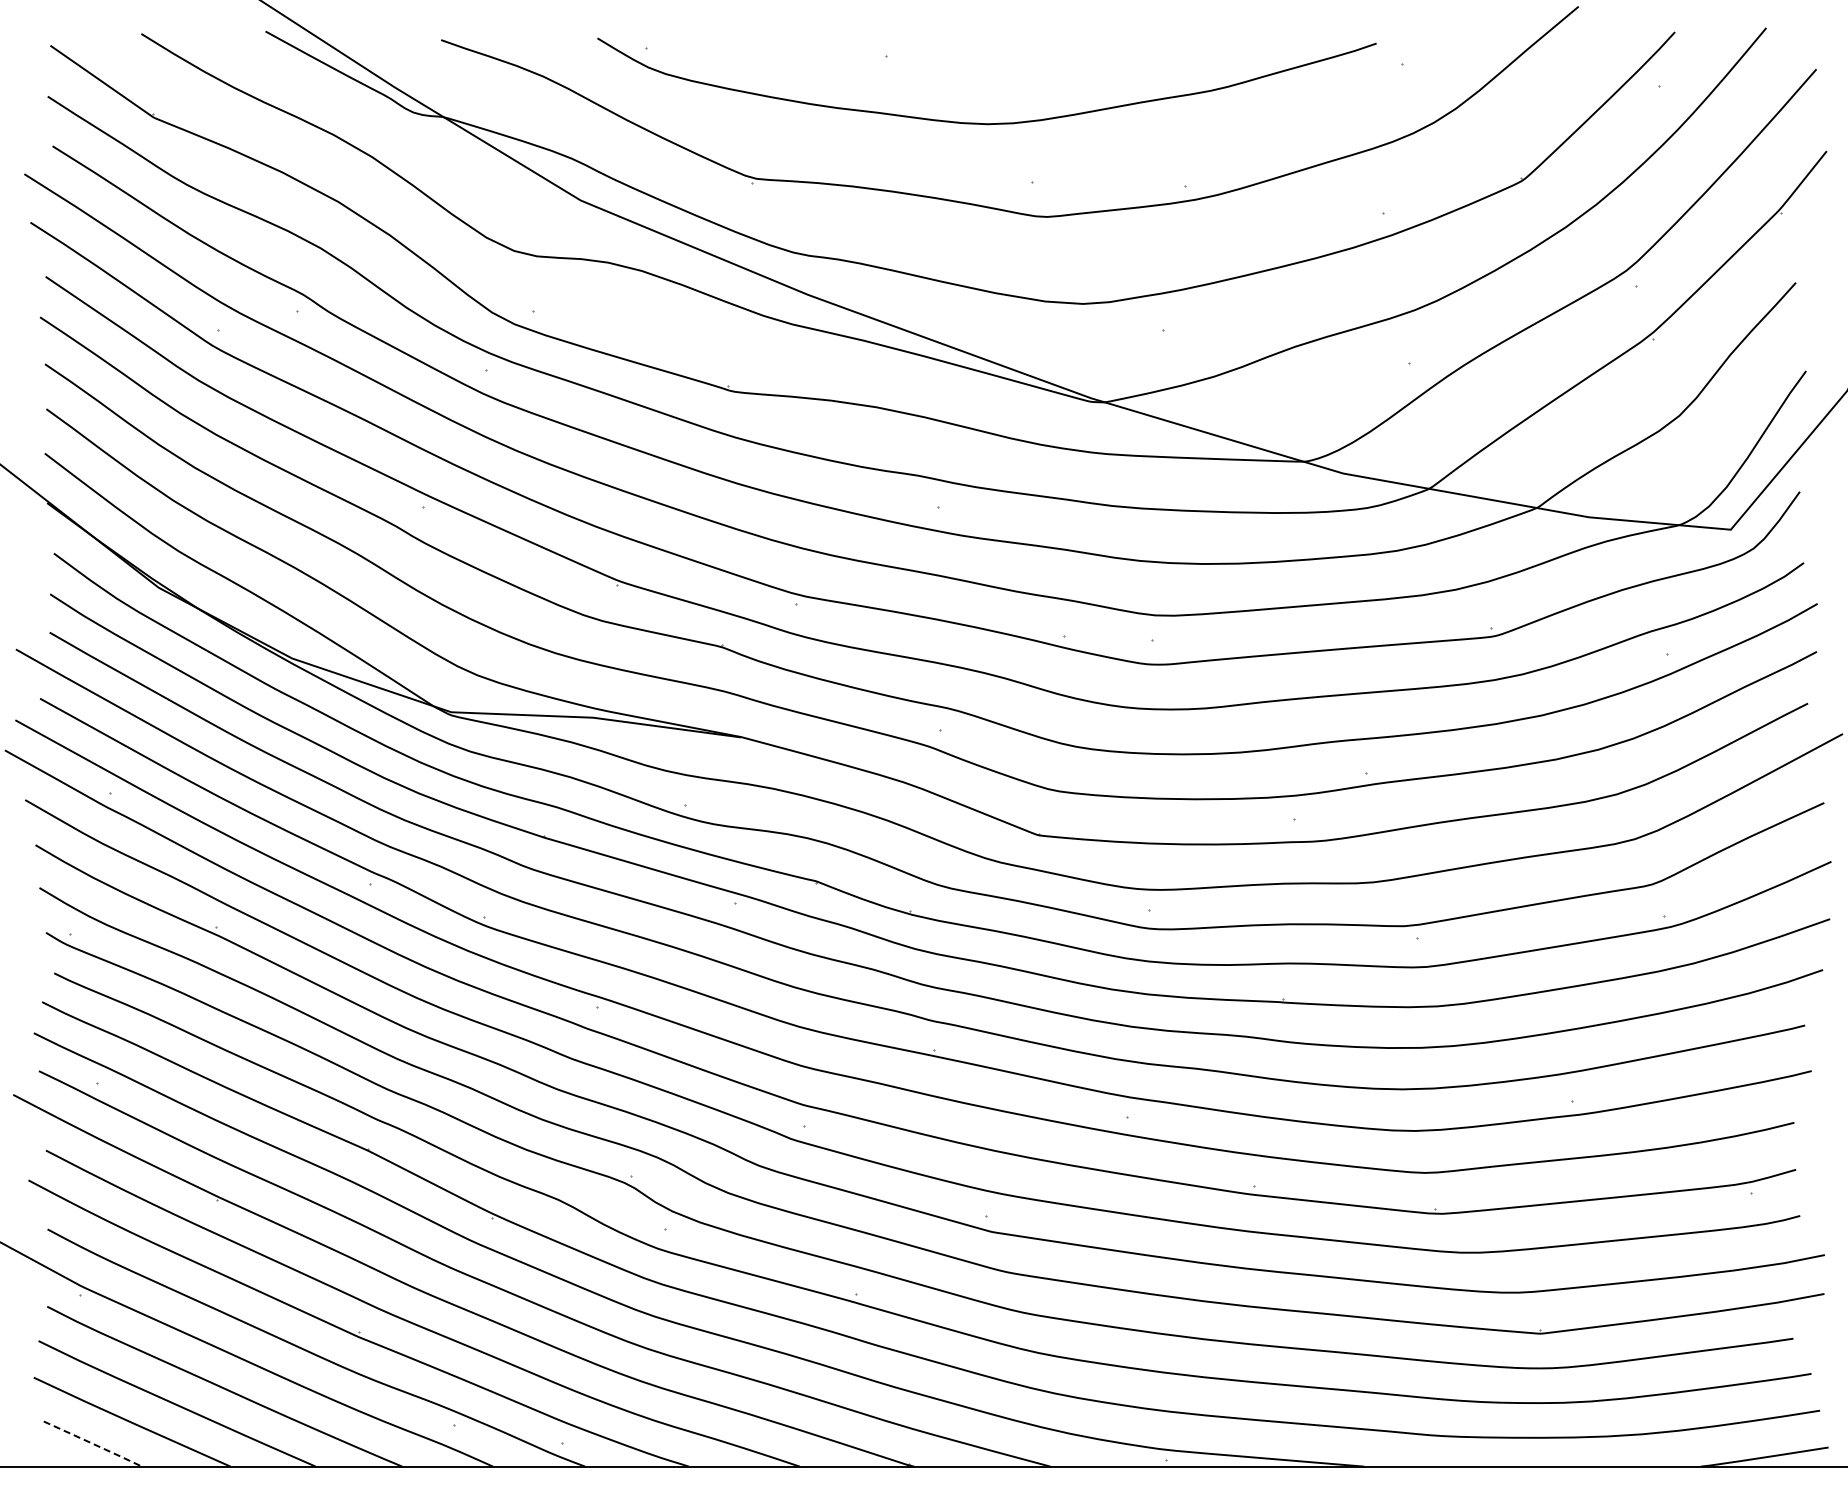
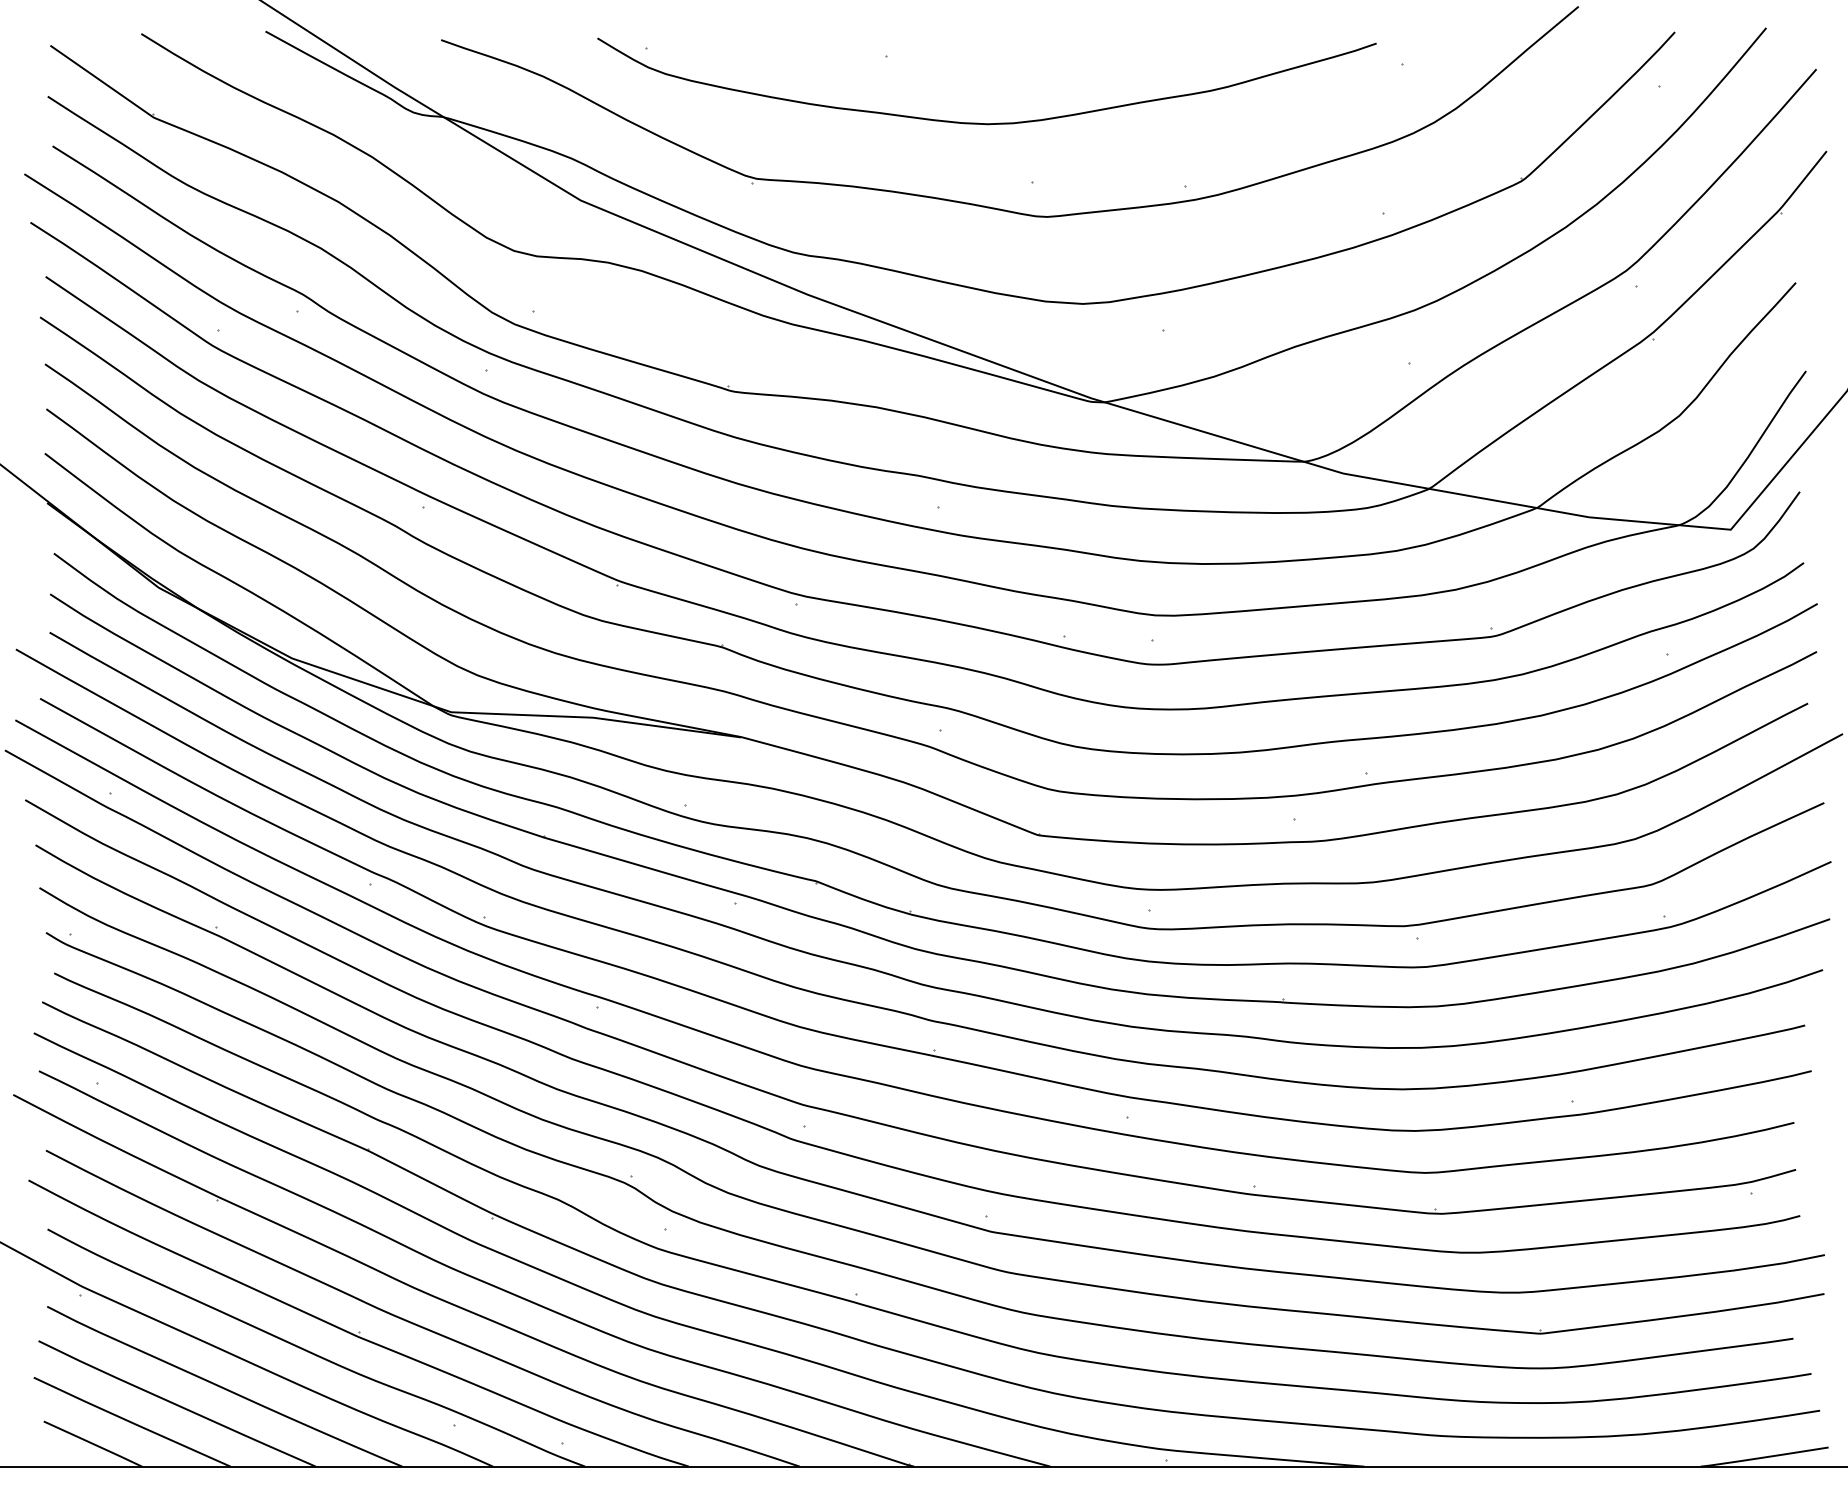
line: dashed -> solid (93, 1444)
